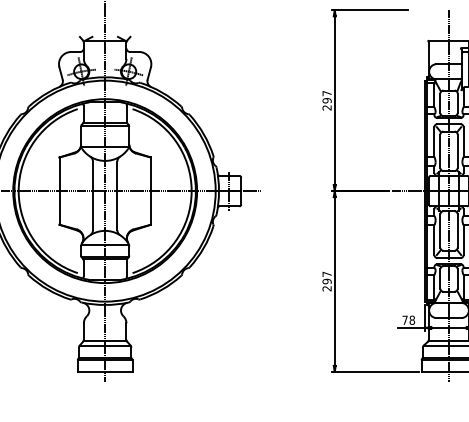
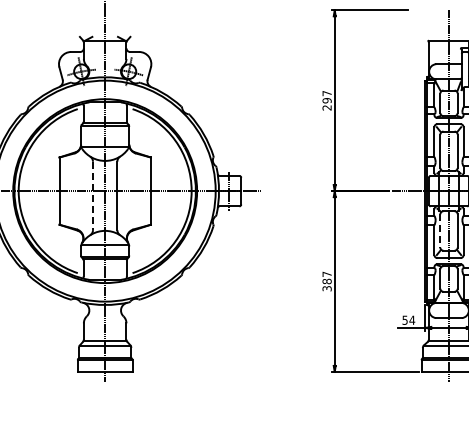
line: solid -> dashed (93, 196)
line: solid -> dashed (440, 230)
text: 297 -> 387 (326, 284)
text: 78 -> 54 (408, 319)
